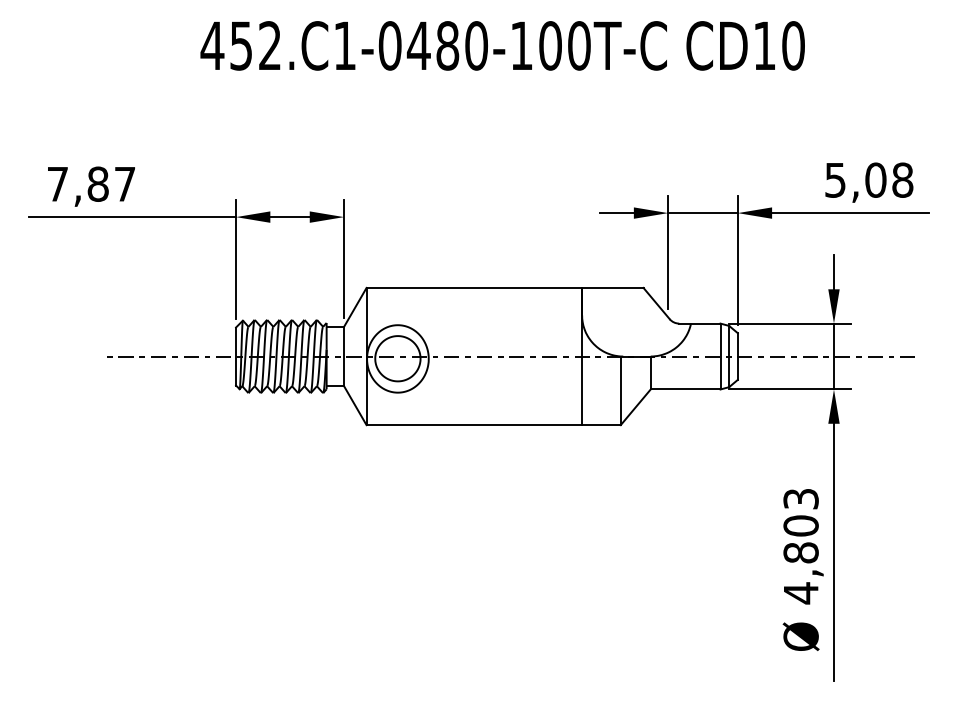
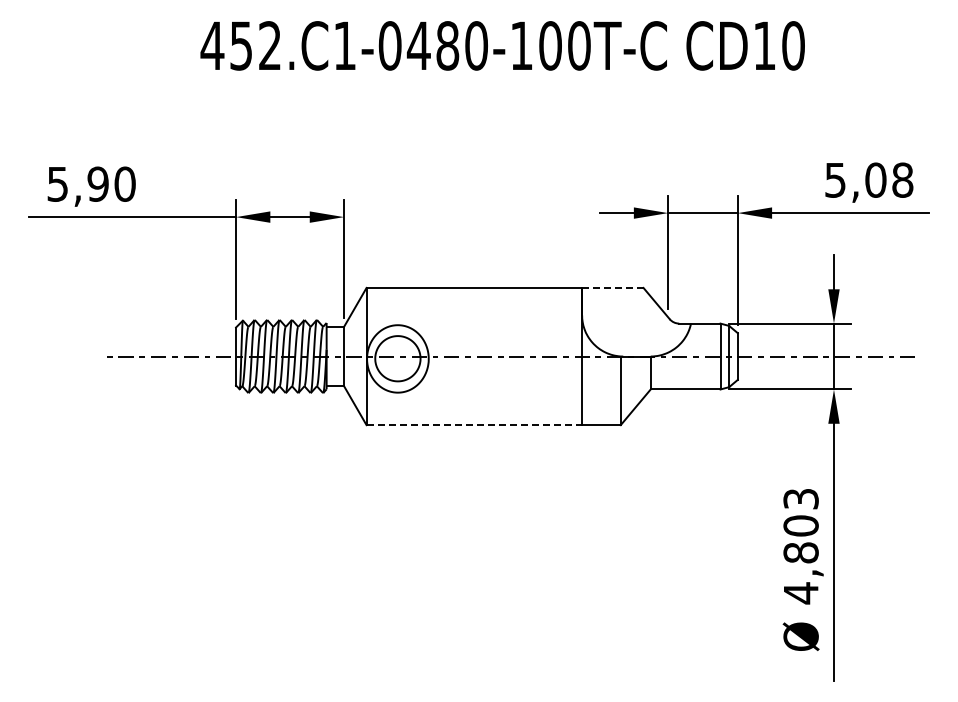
text: 7,87 -> 5,90 (91, 183)
line: solid -> dashed (612, 287)
line: solid -> dashed (474, 425)
